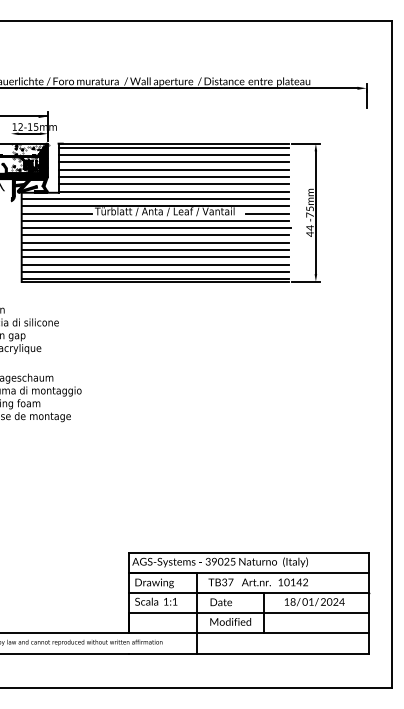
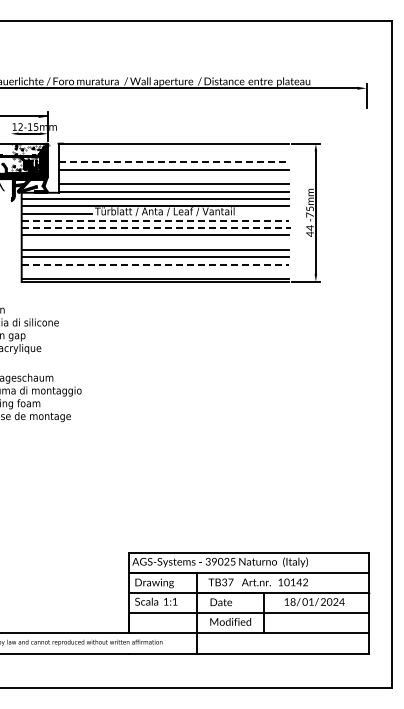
line: present -> none (173, 147)
line: present -> none (173, 155)
line: solid -> dashed (174, 162)
line: present -> none (173, 176)
line: present -> none (267, 213)
line: solid -> dashed (155, 220)
line: solid -> dashed (156, 228)
line: present -> none (155, 242)
line: solid -> dashed (155, 264)
line: present -> none (155, 272)
